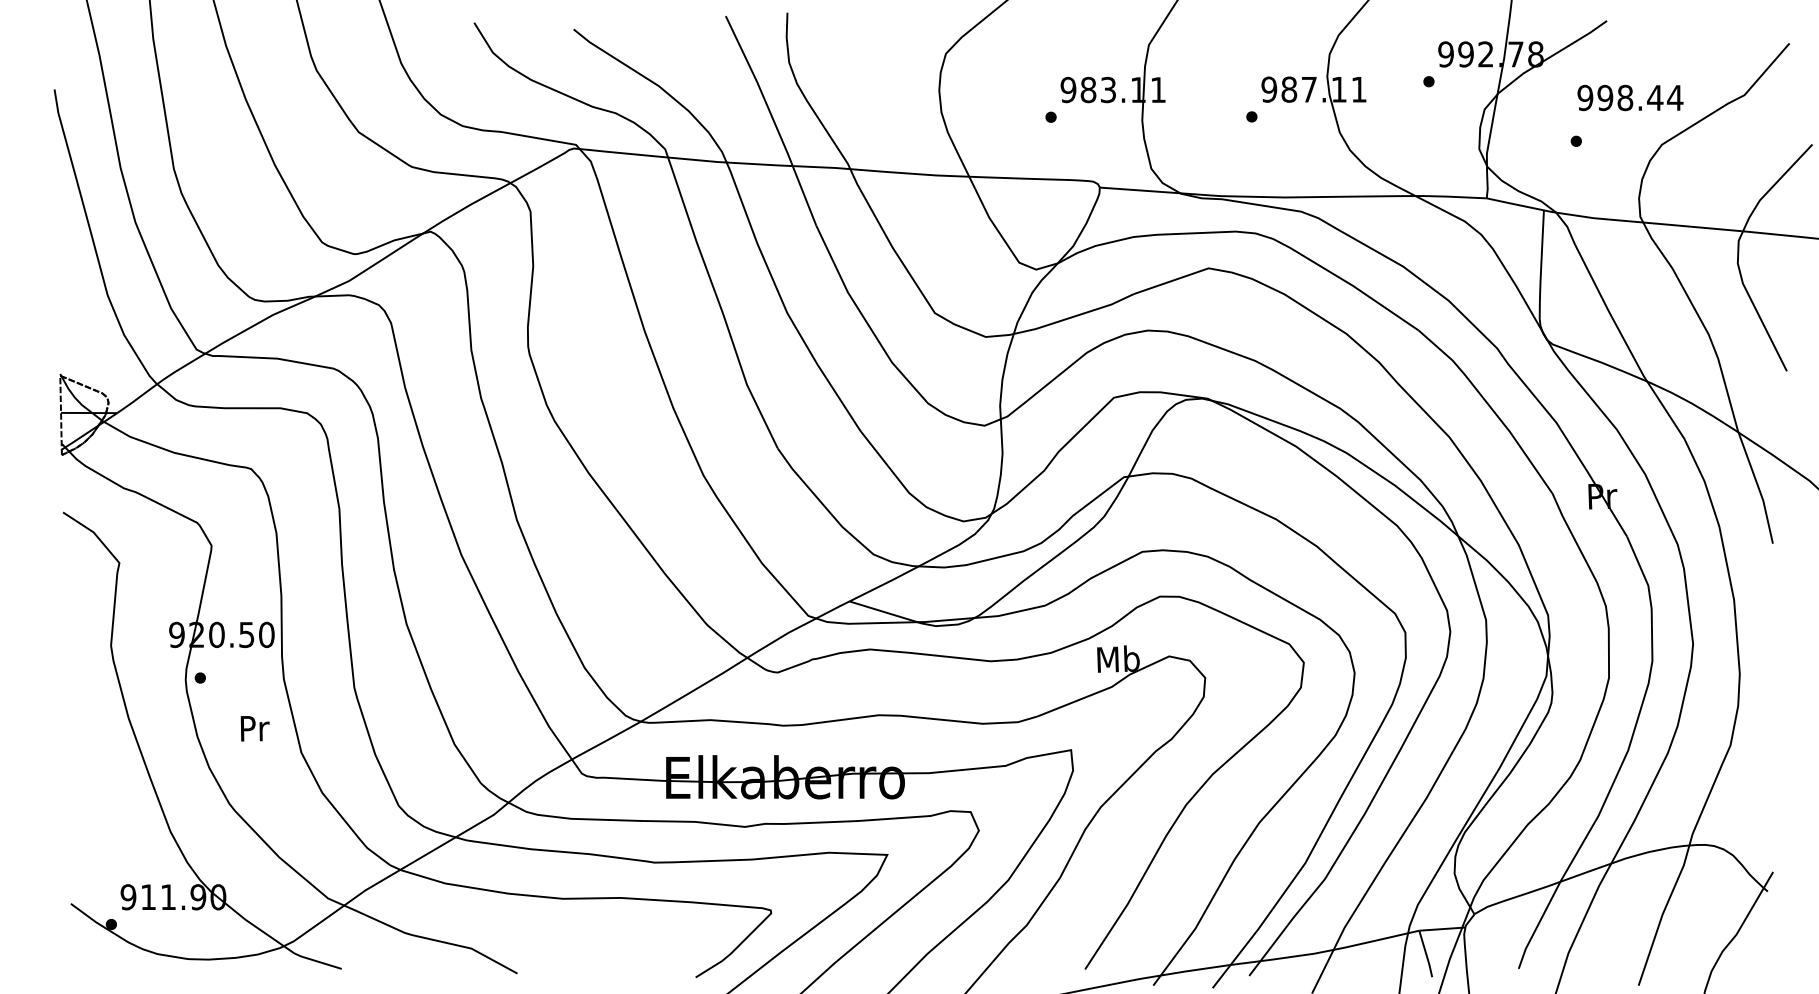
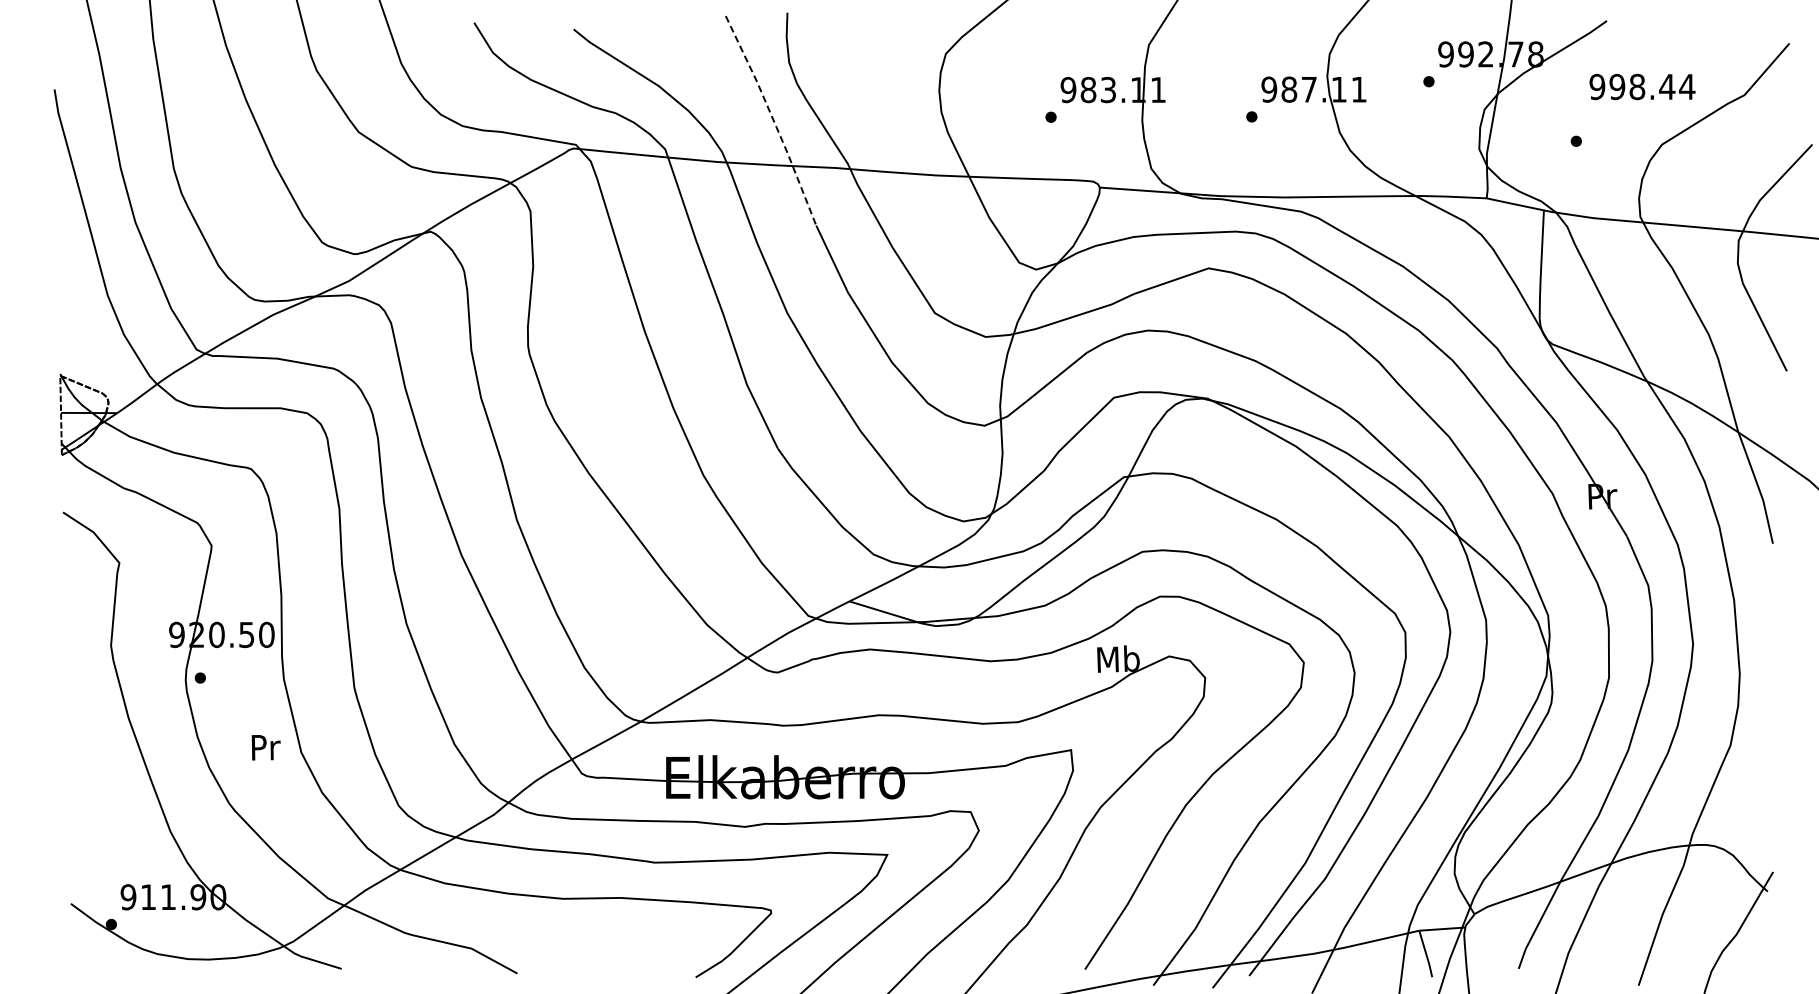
text position: (1630, 97) -> (1642, 86) (1642, 86)
line: solid -> dashed (773, 120)
text position: (254, 728) -> (265, 747) (265, 747)
